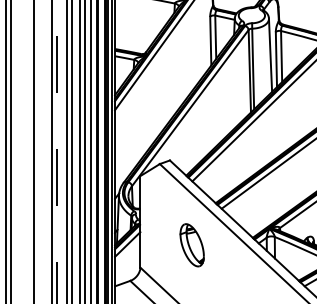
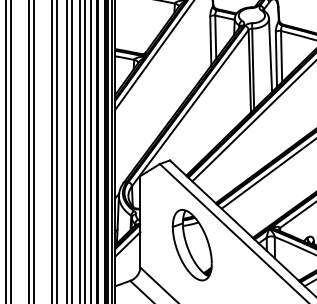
line: none -> present (29, 151)
line: dashed -> solid (57, 152)
part size: 26x45 px -> 42x73 px (191, 245)
